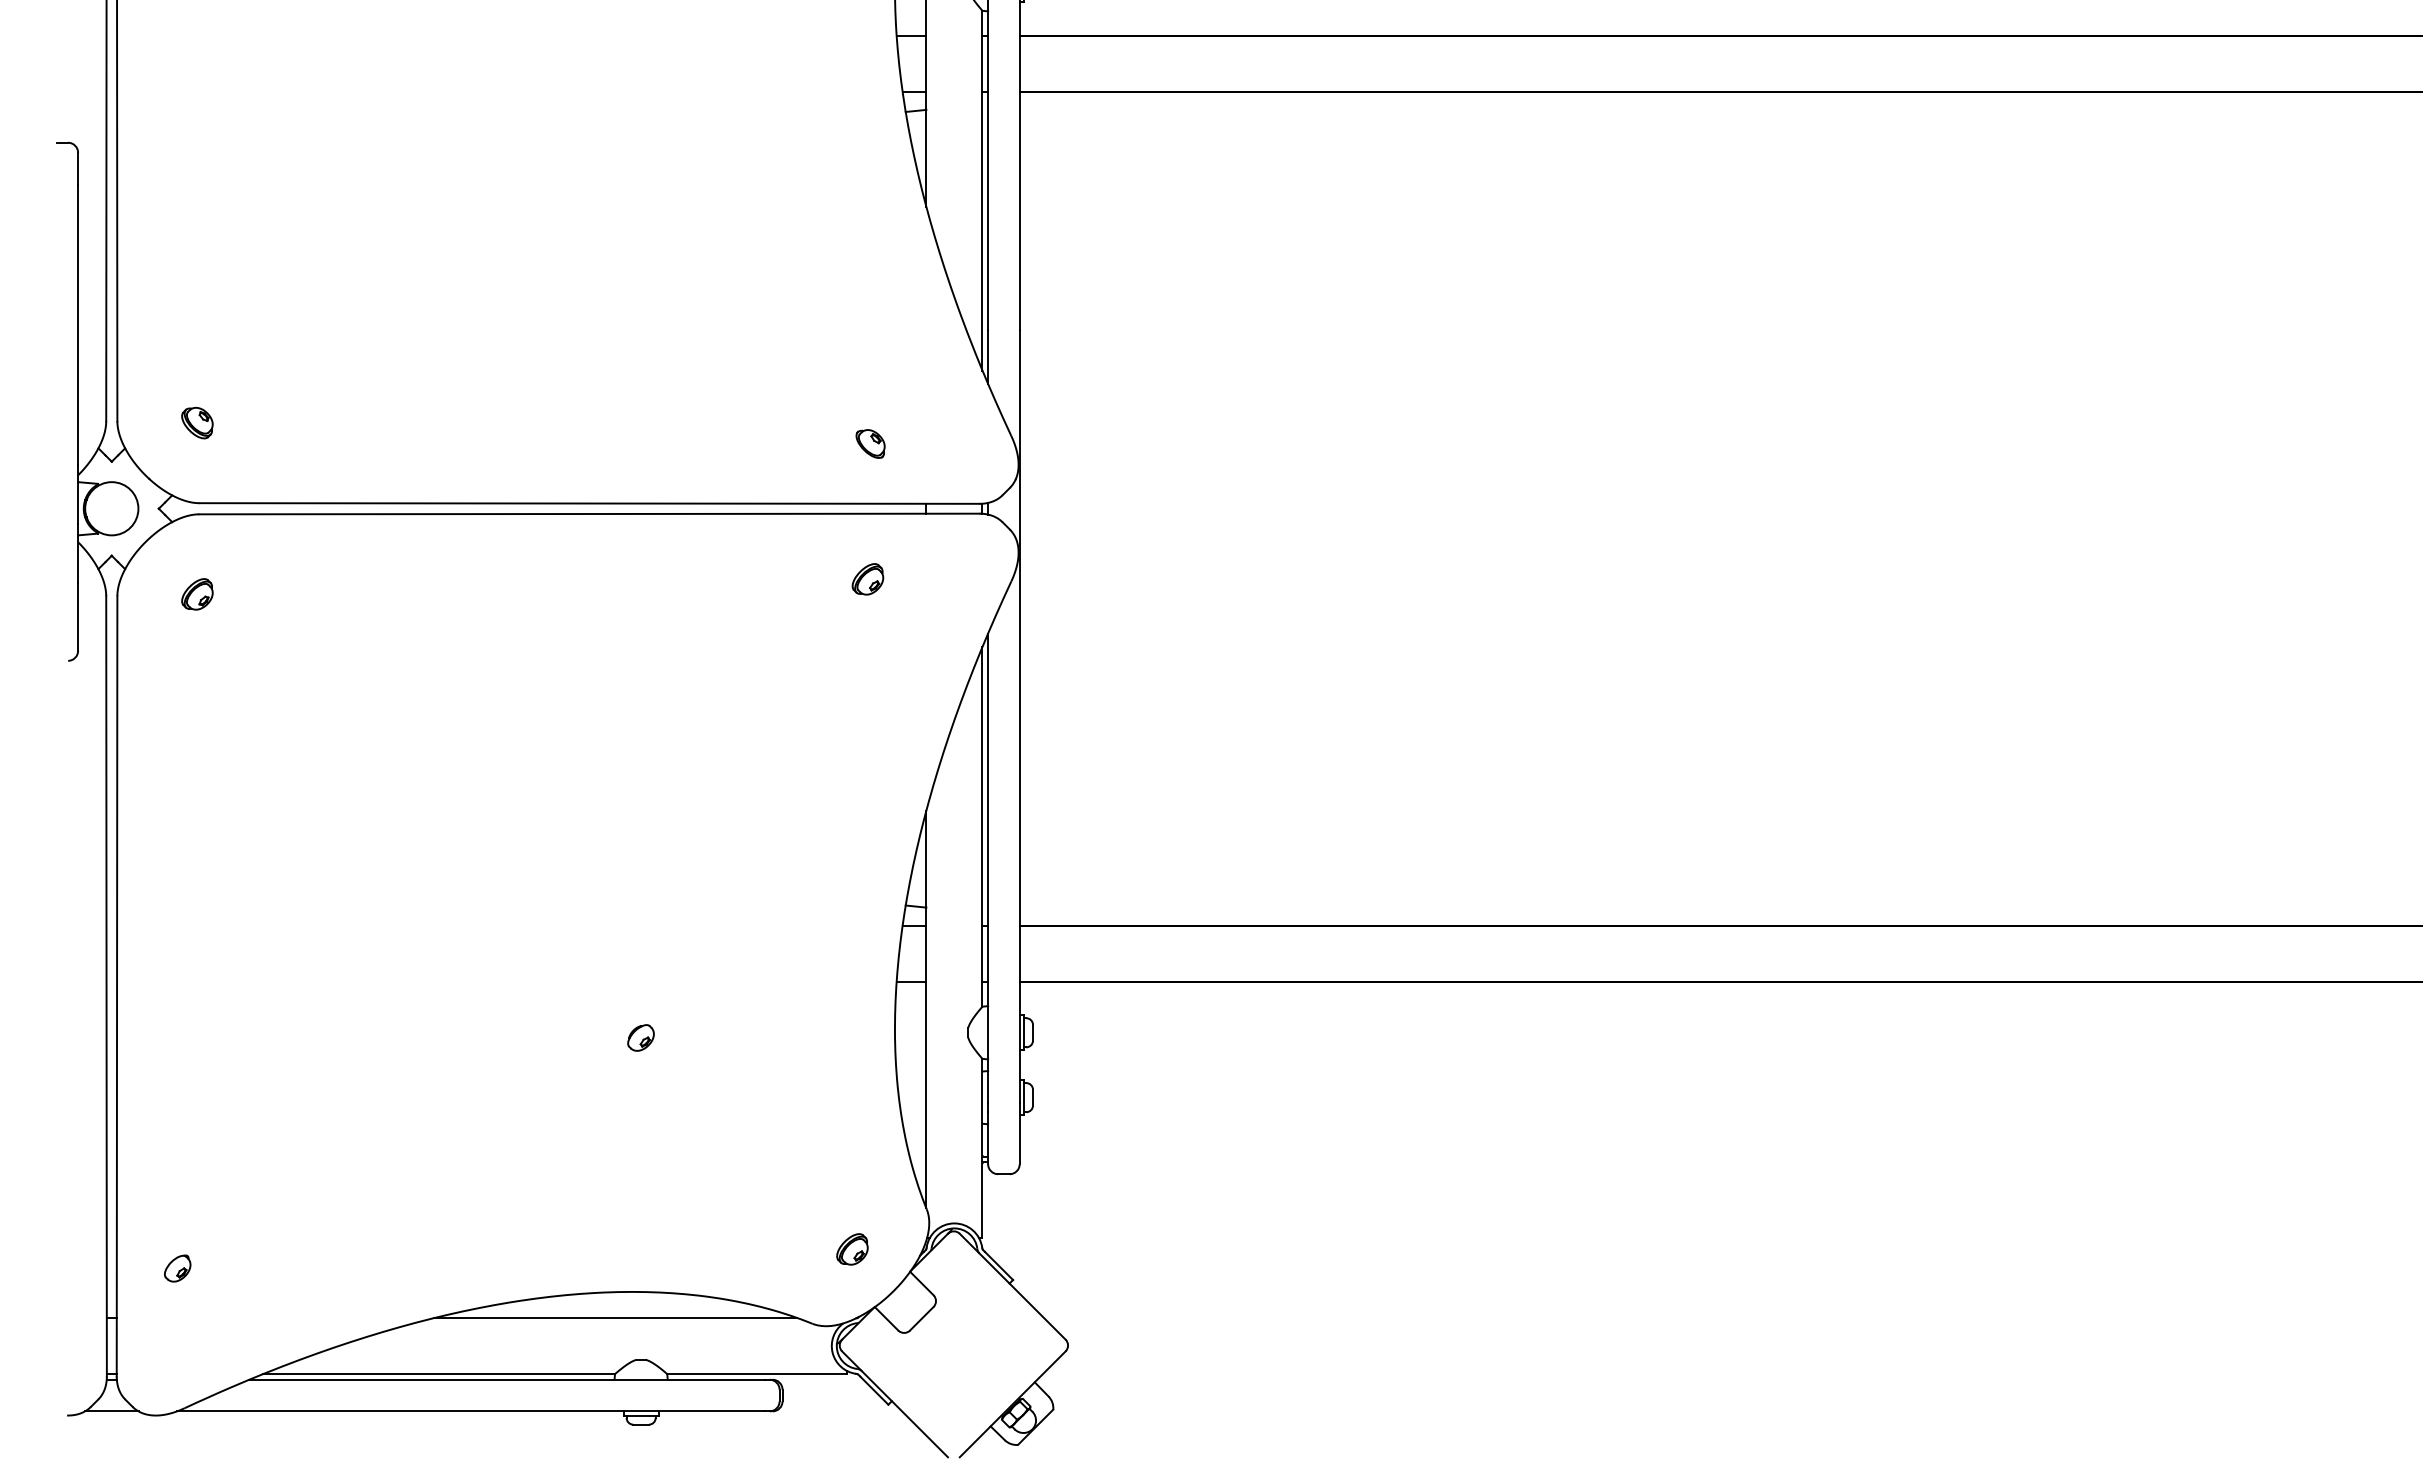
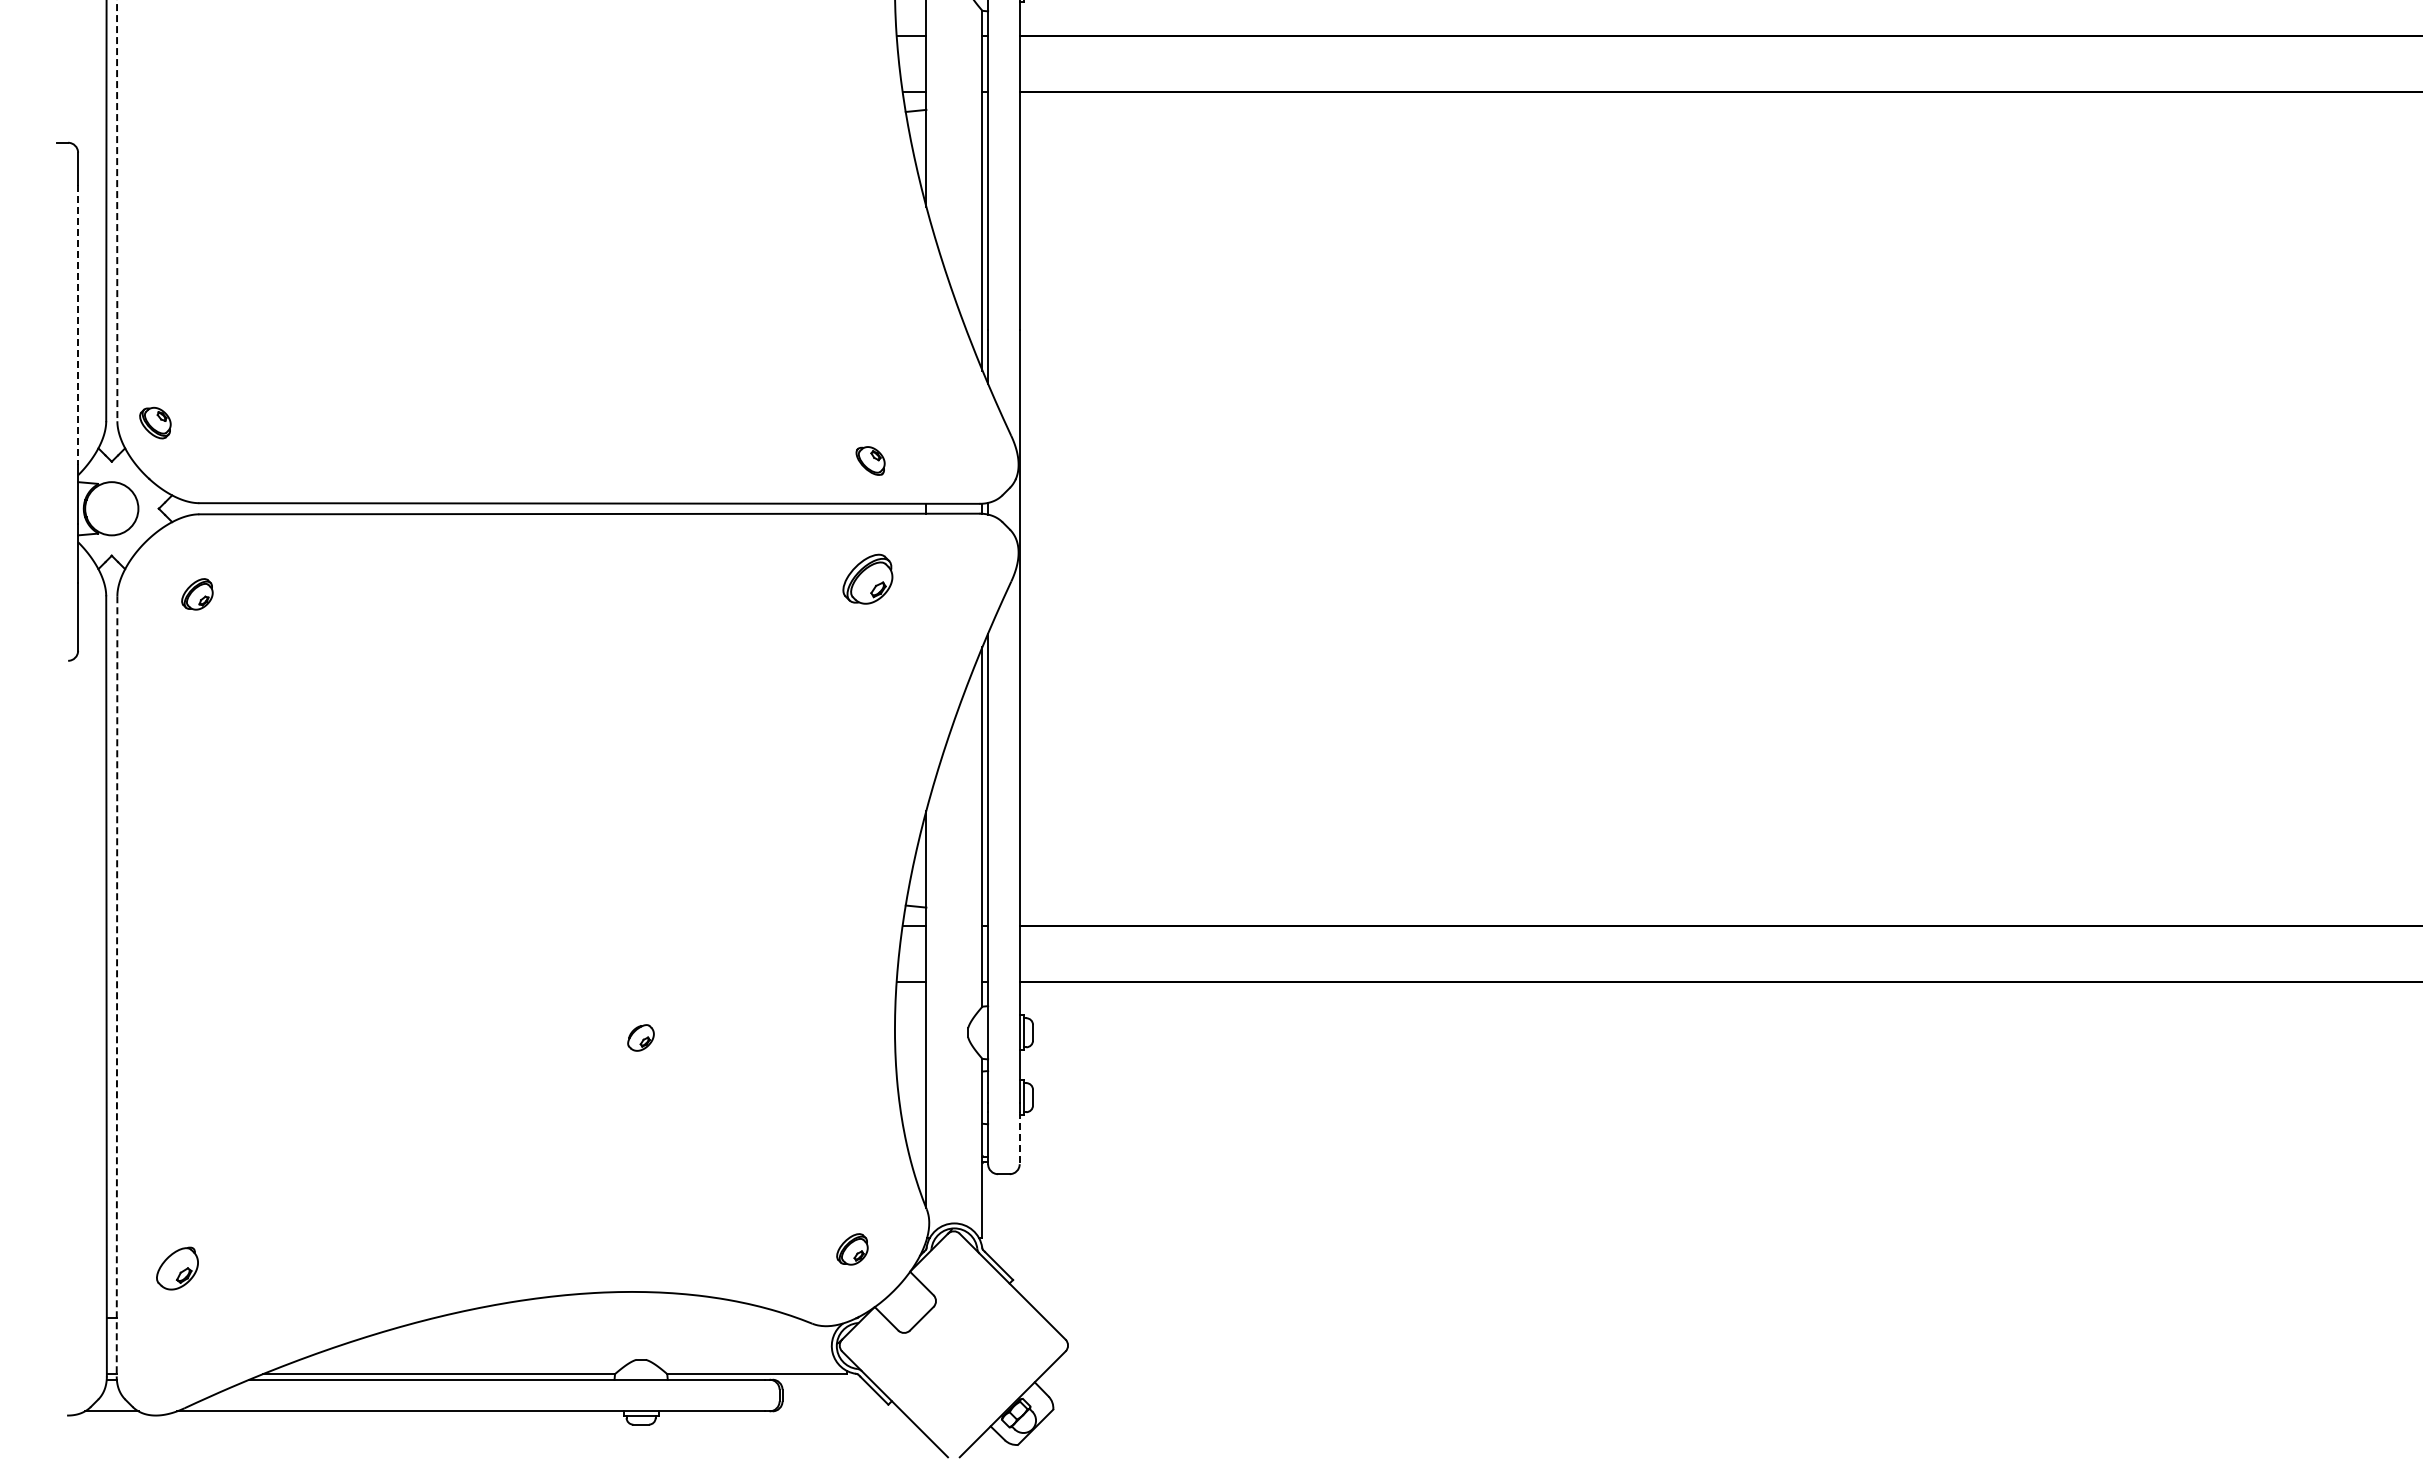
line: solid -> dashed (117, 211)
line: solid -> dashed (78, 324)
part position: (197, 422) -> (155, 422) (155, 422)
part position: (870, 443) -> (870, 460) (870, 460)
part size: 34x33 px -> 52x52 px (867, 578)
line: solid -> dashed (117, 986)
line: solid -> dashed (1019, 1138)
part size: 28x29 px -> 43x45 px (177, 1268)
line: present -> none (615, 1318)
